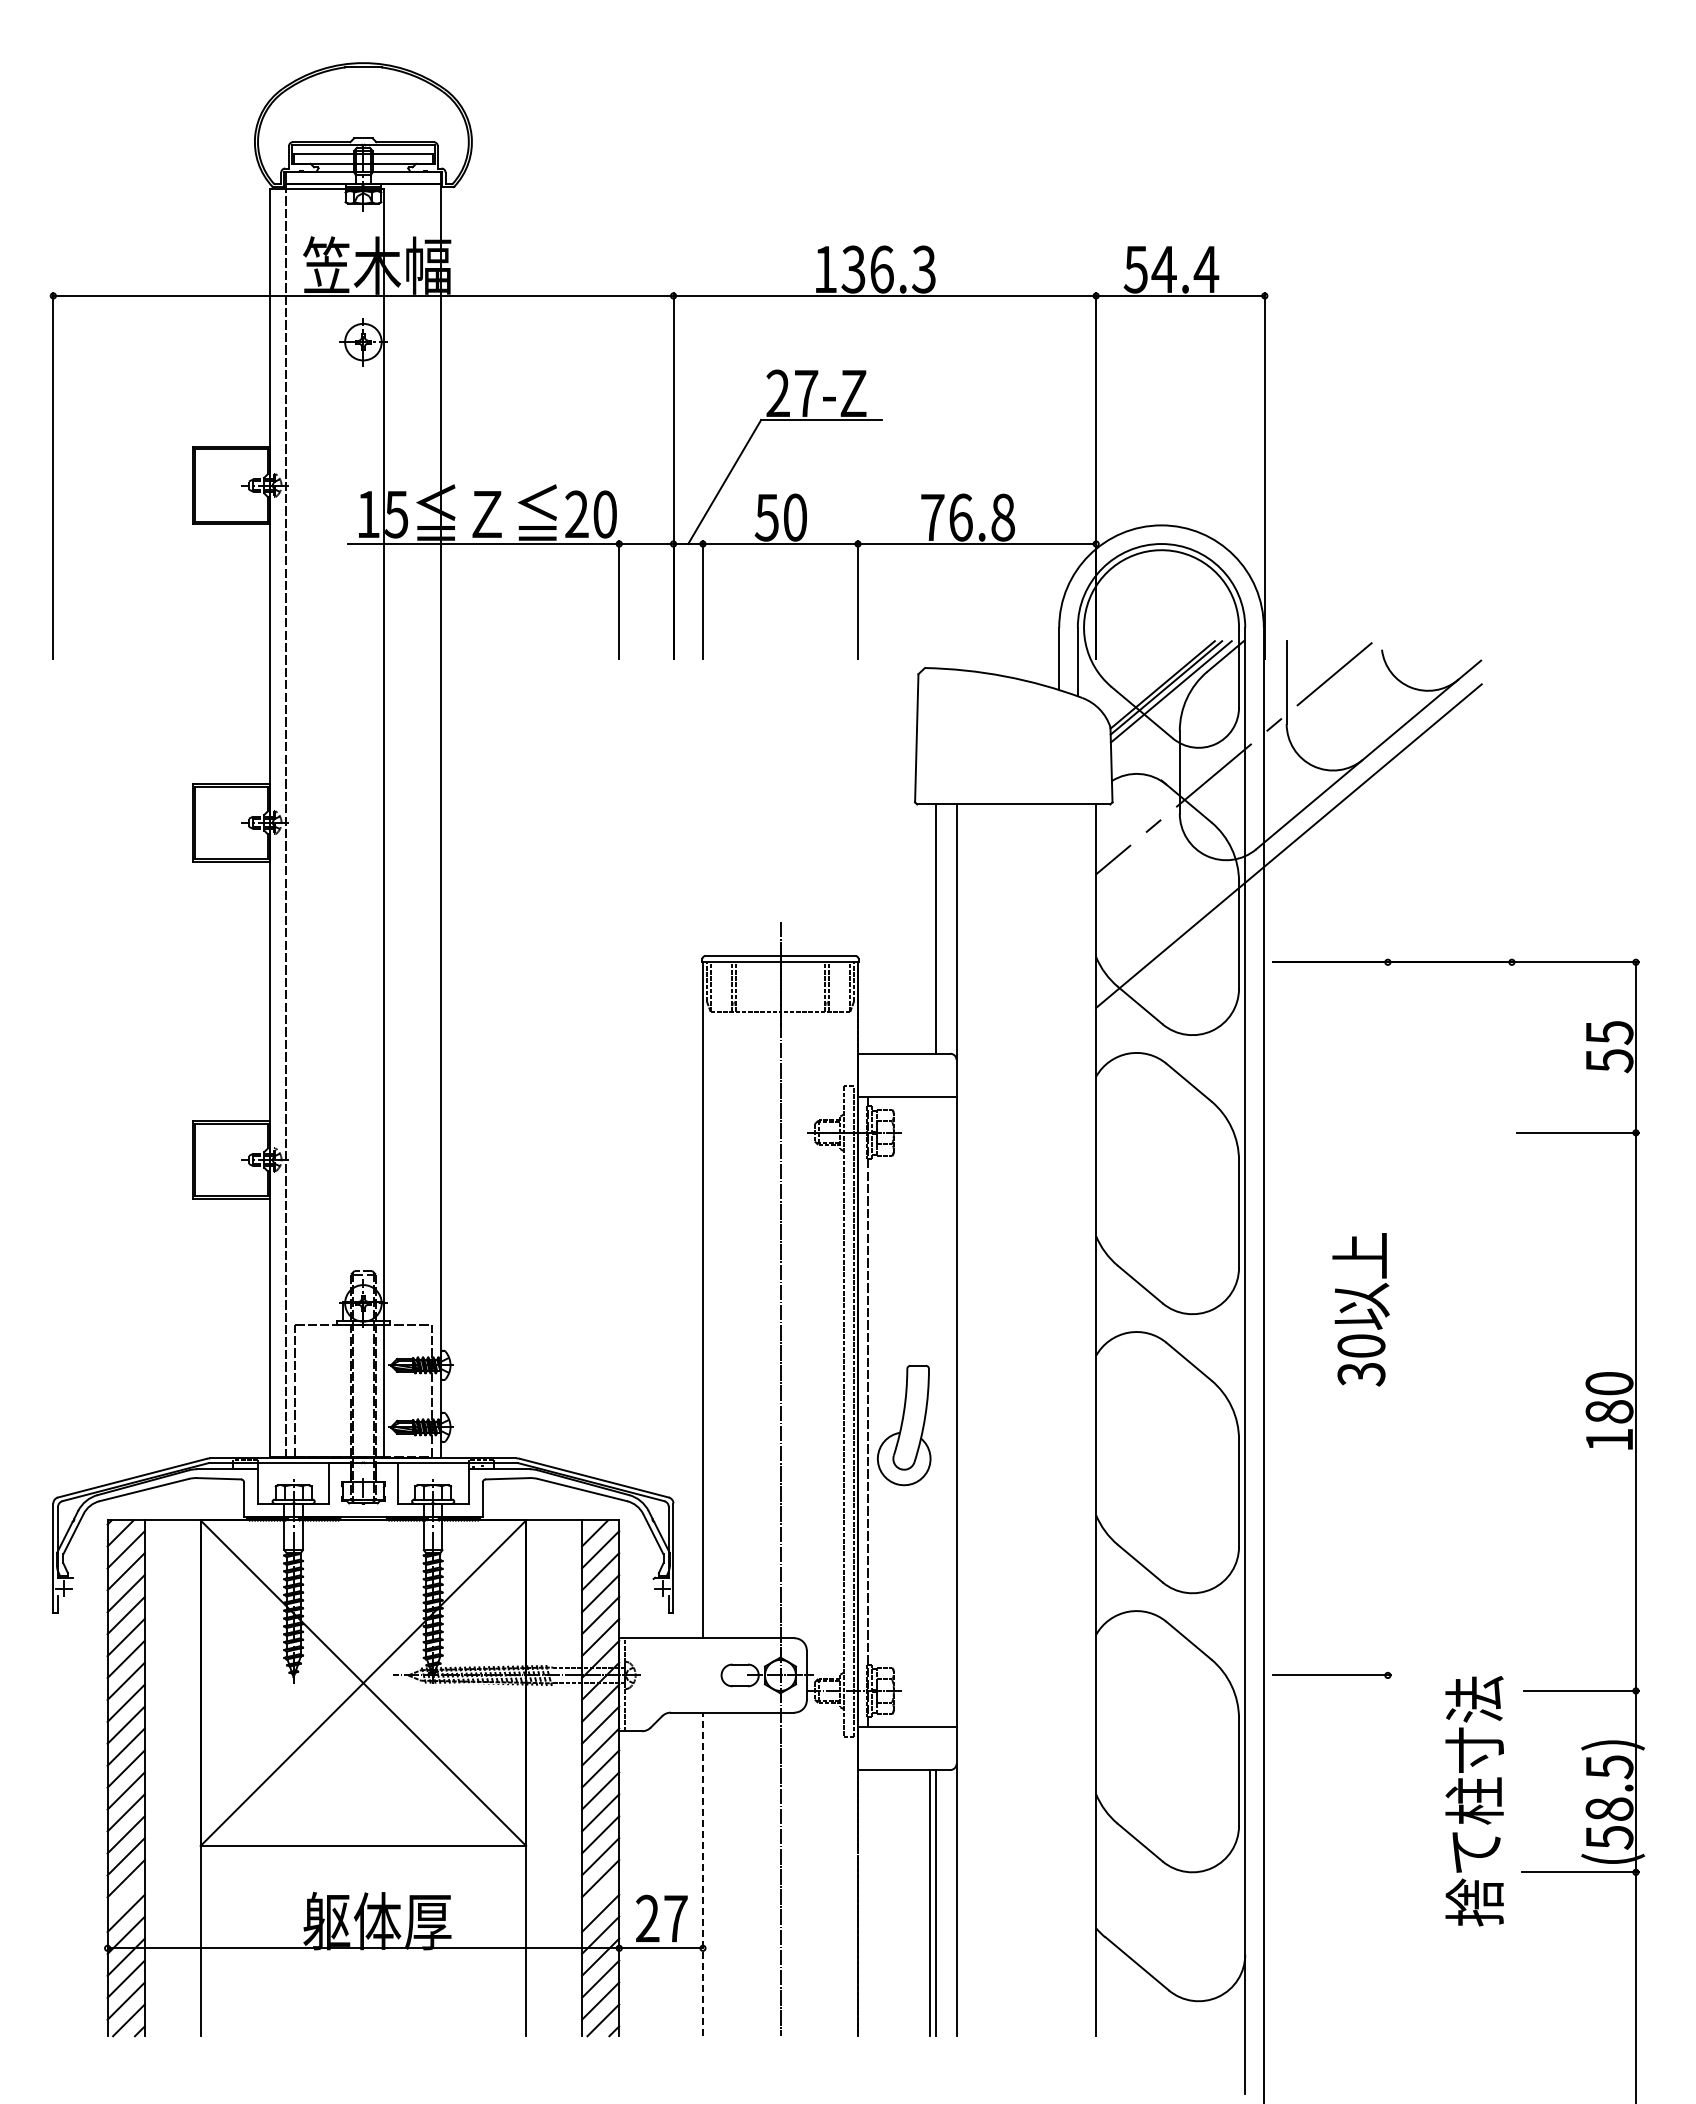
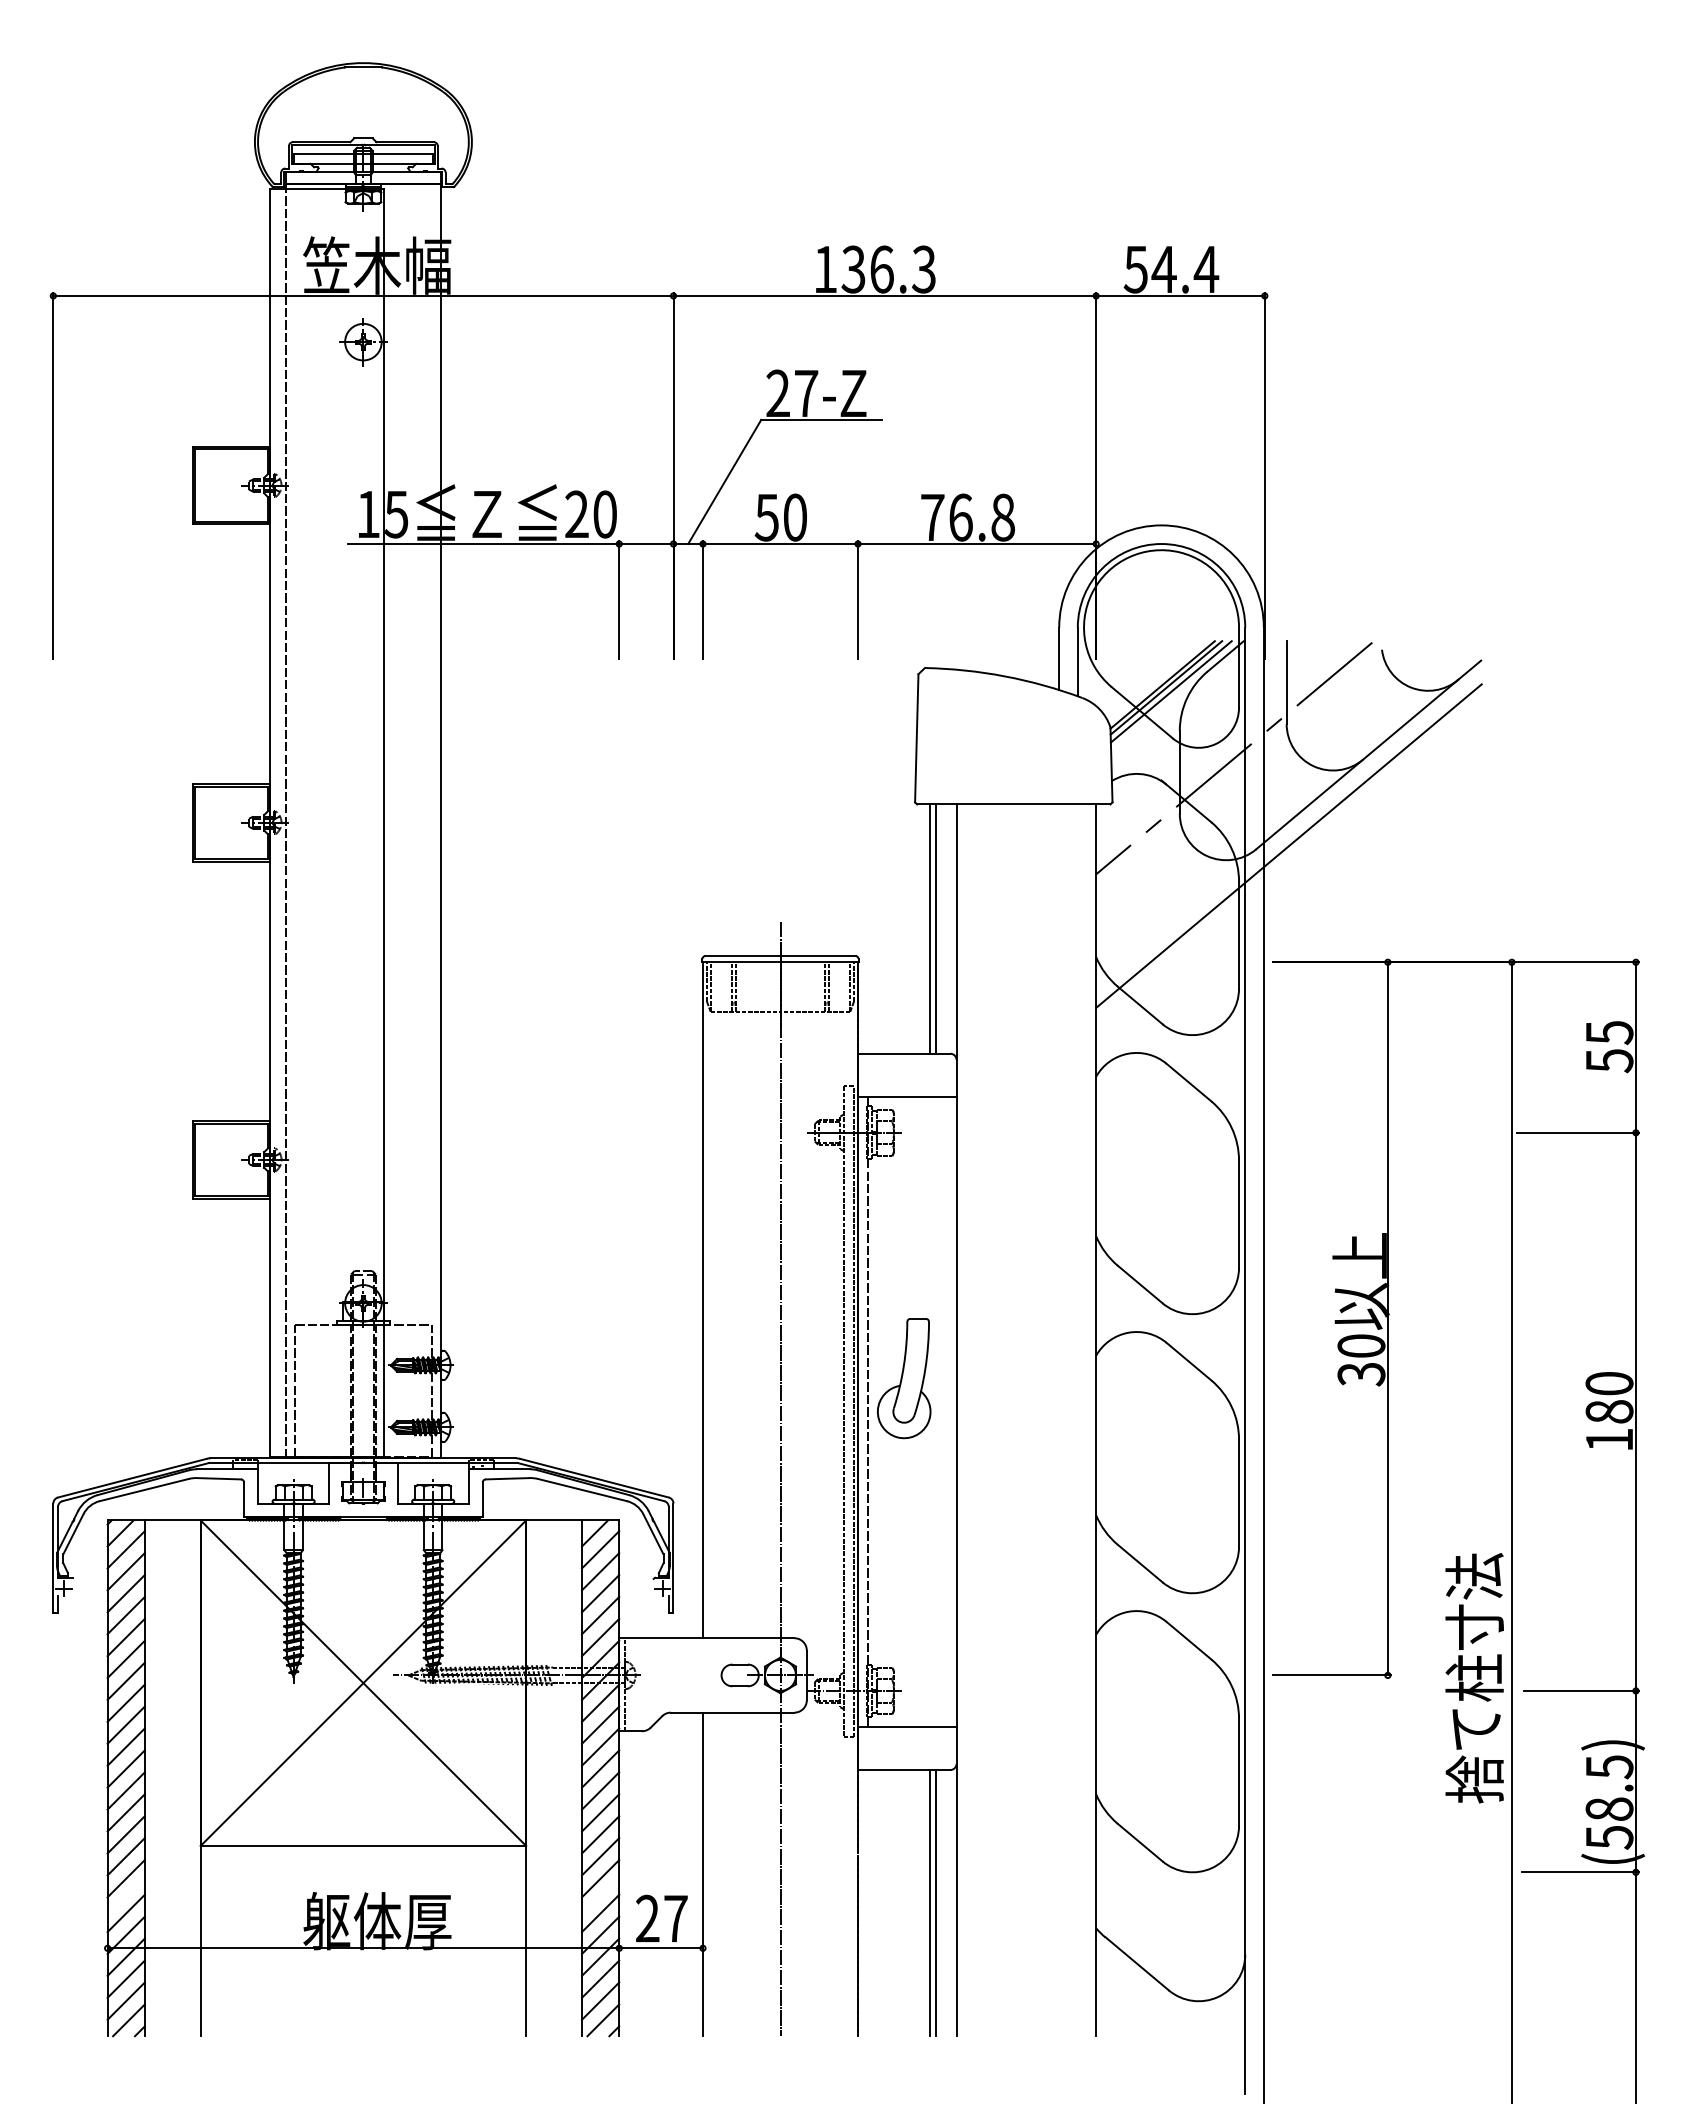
line: none -> present (929, 928)
line: none -> present (1387, 1318)
part position: (904, 1425) -> (904, 1378) (904, 1378)
line: none -> present (1511, 1531)
text position: (1474, 1801) -> (1474, 1678) (1474, 1678)
line: dashed -> solid (702, 1874)
